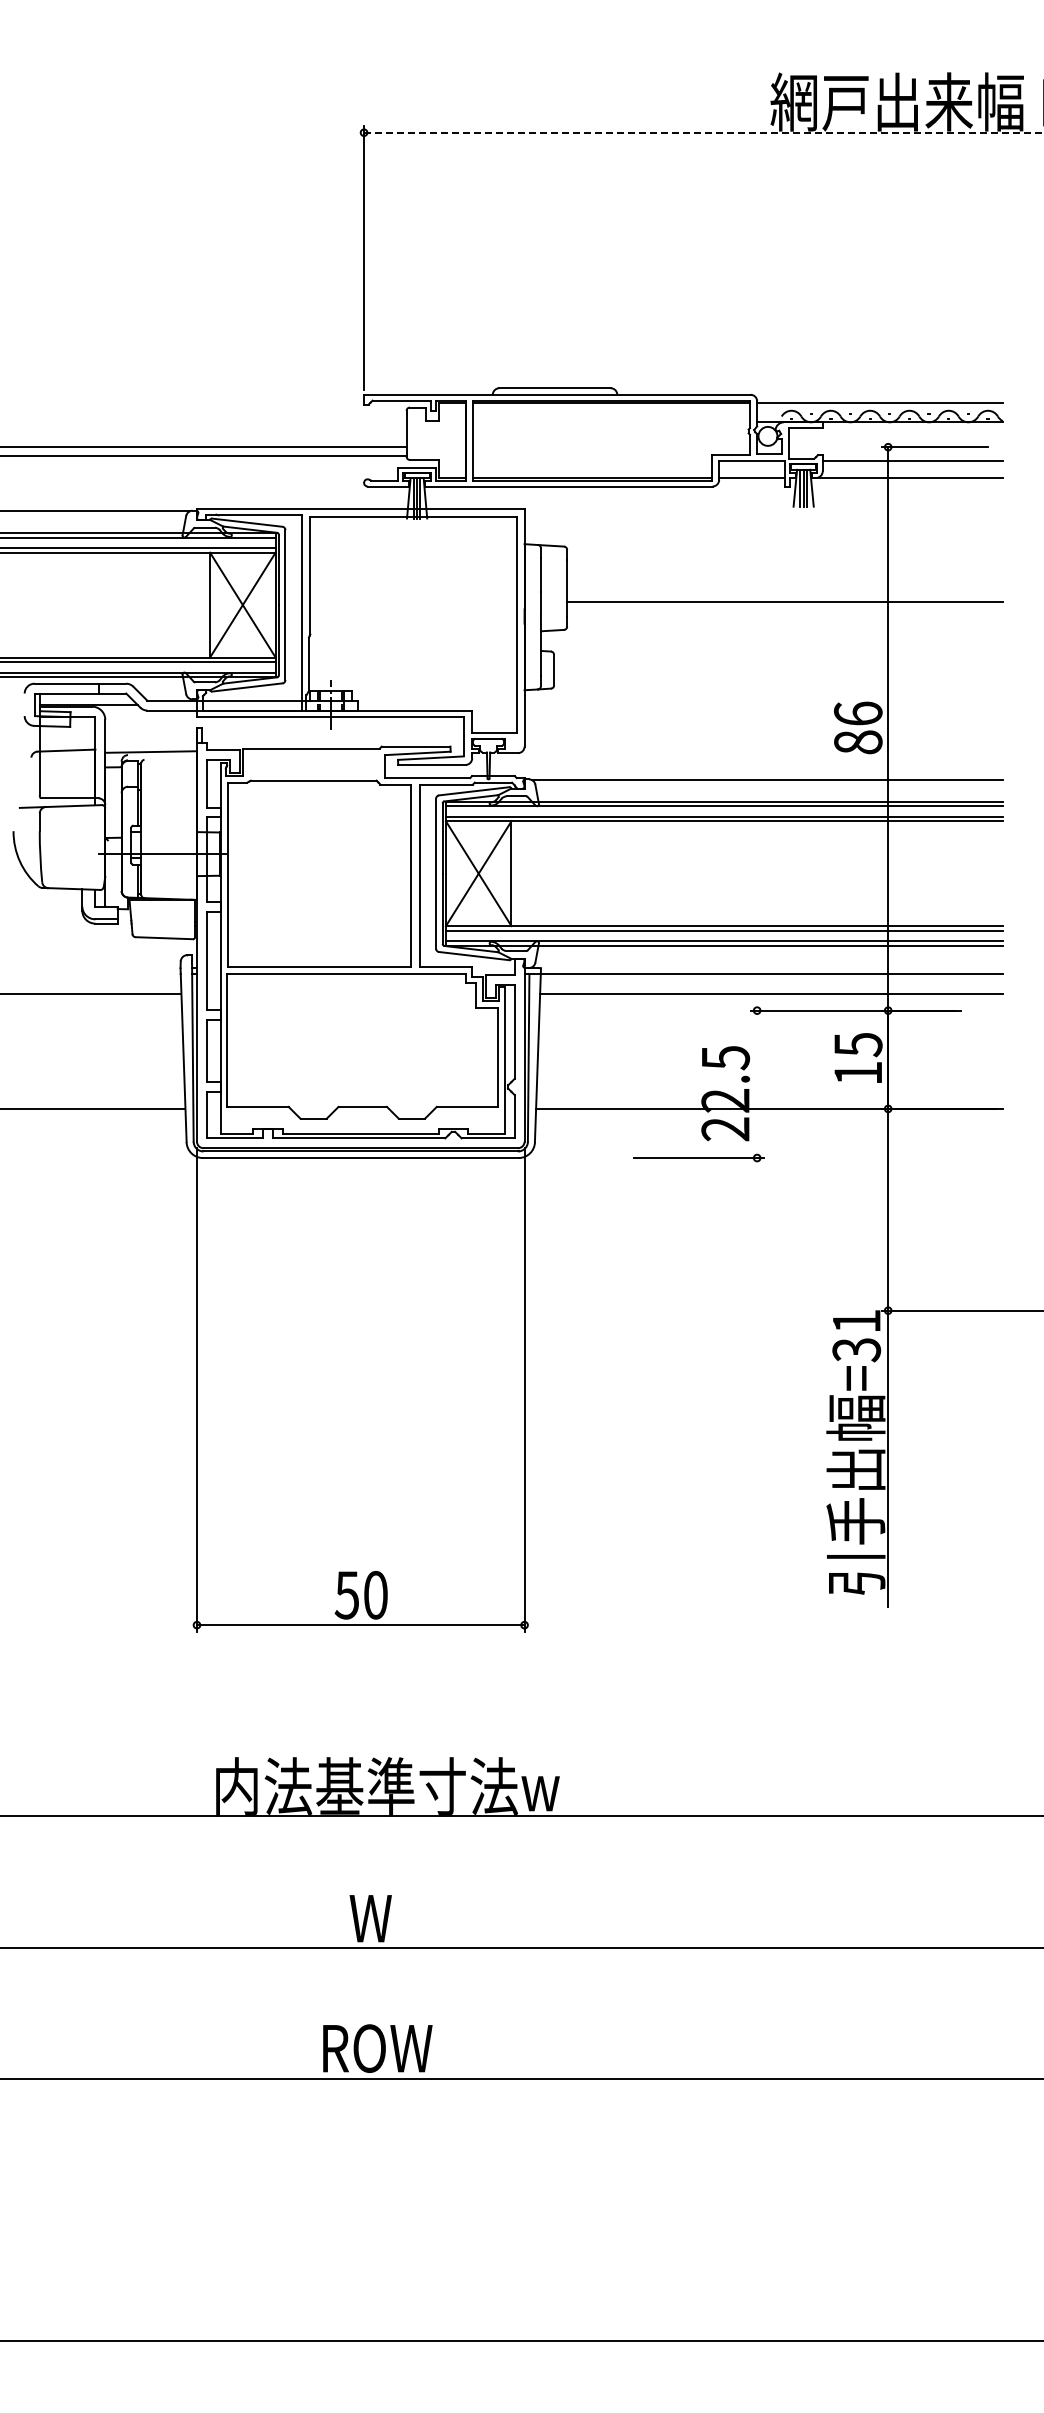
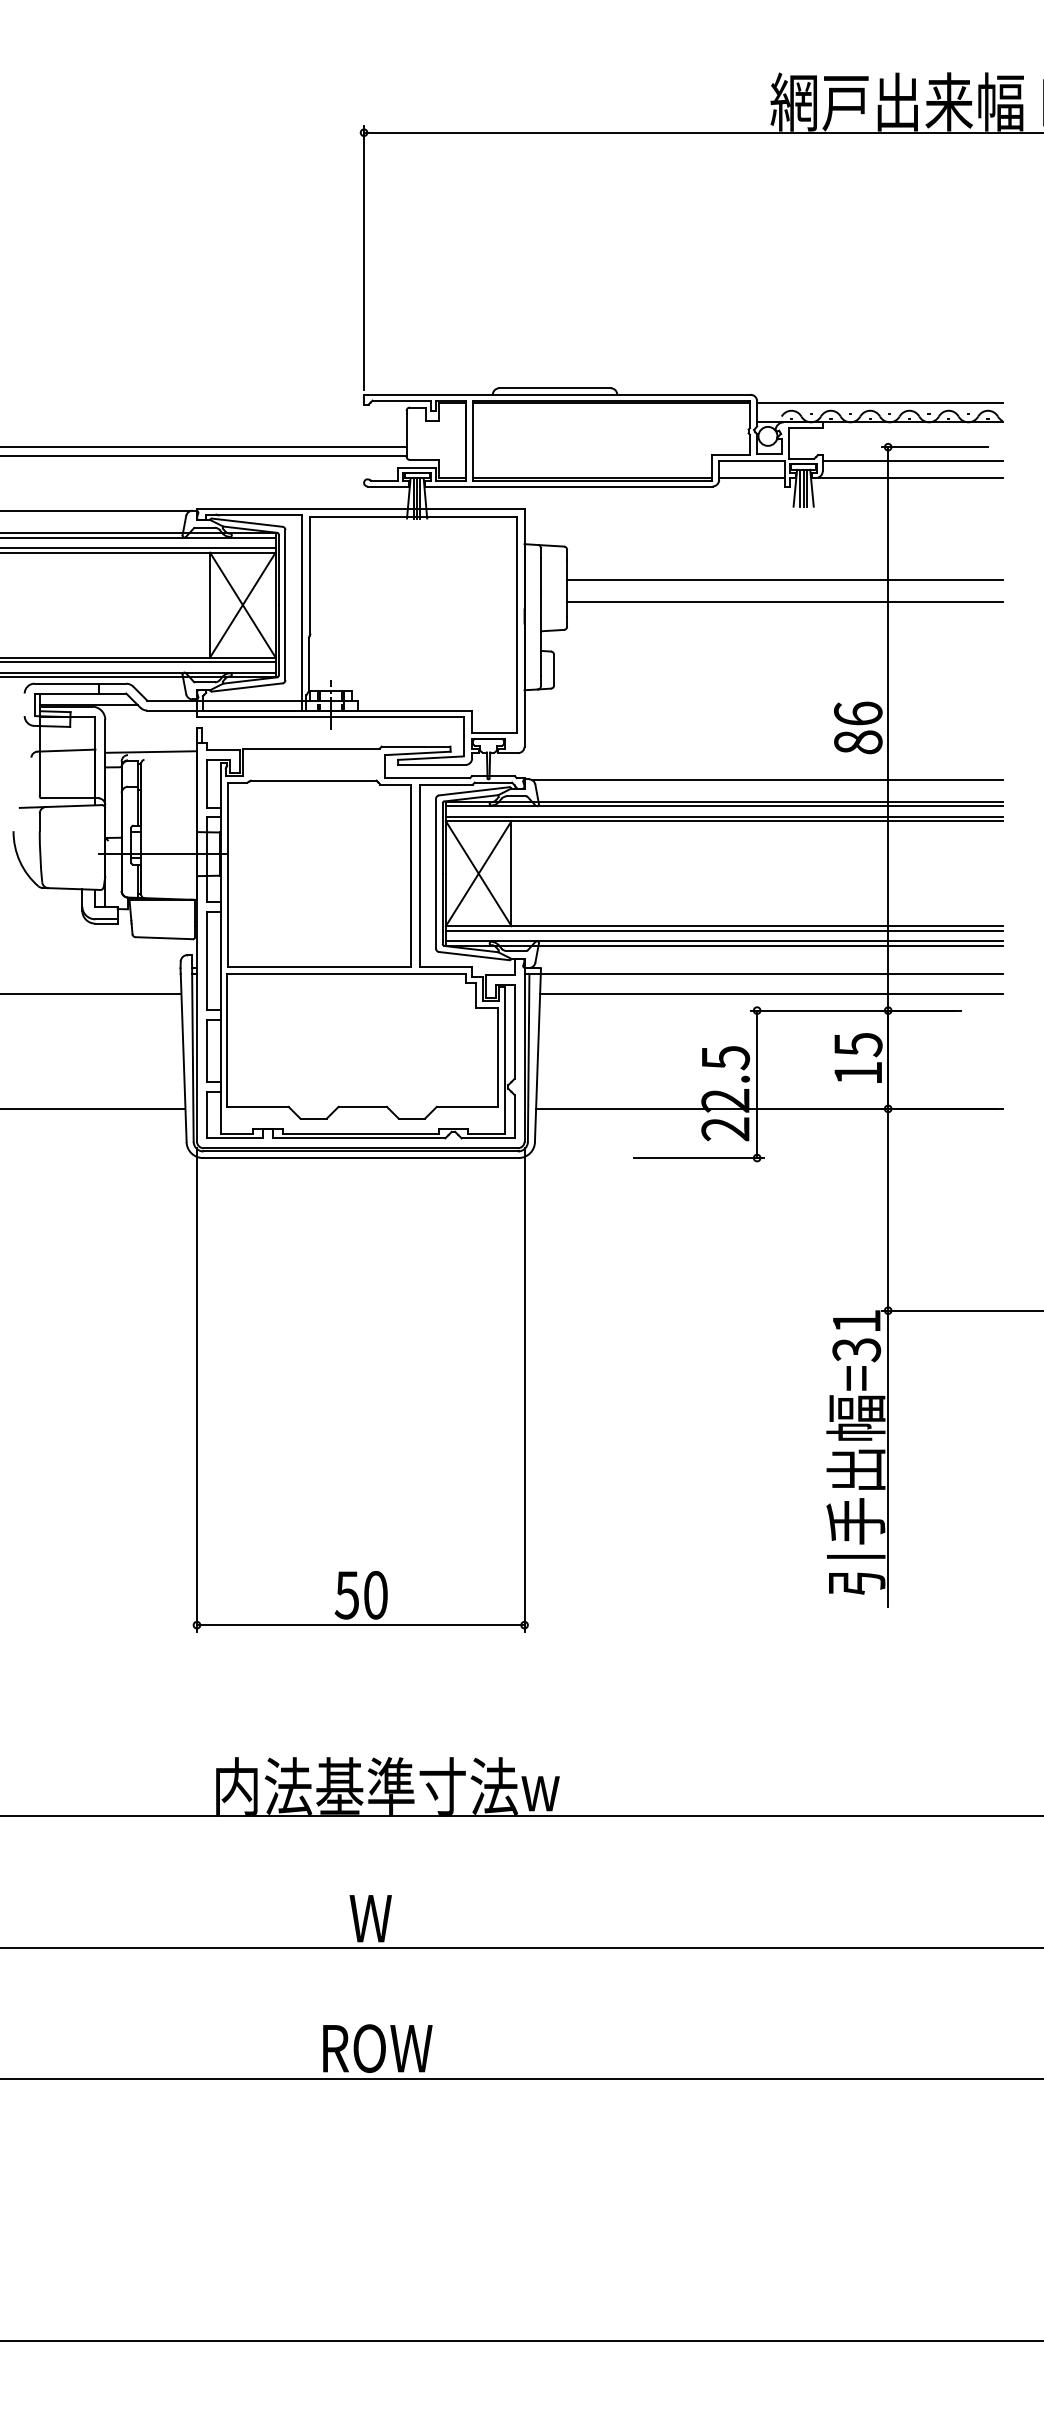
line: dashed -> solid (703, 132)
line: none -> present (784, 580)
line: none -> present (757, 1084)
